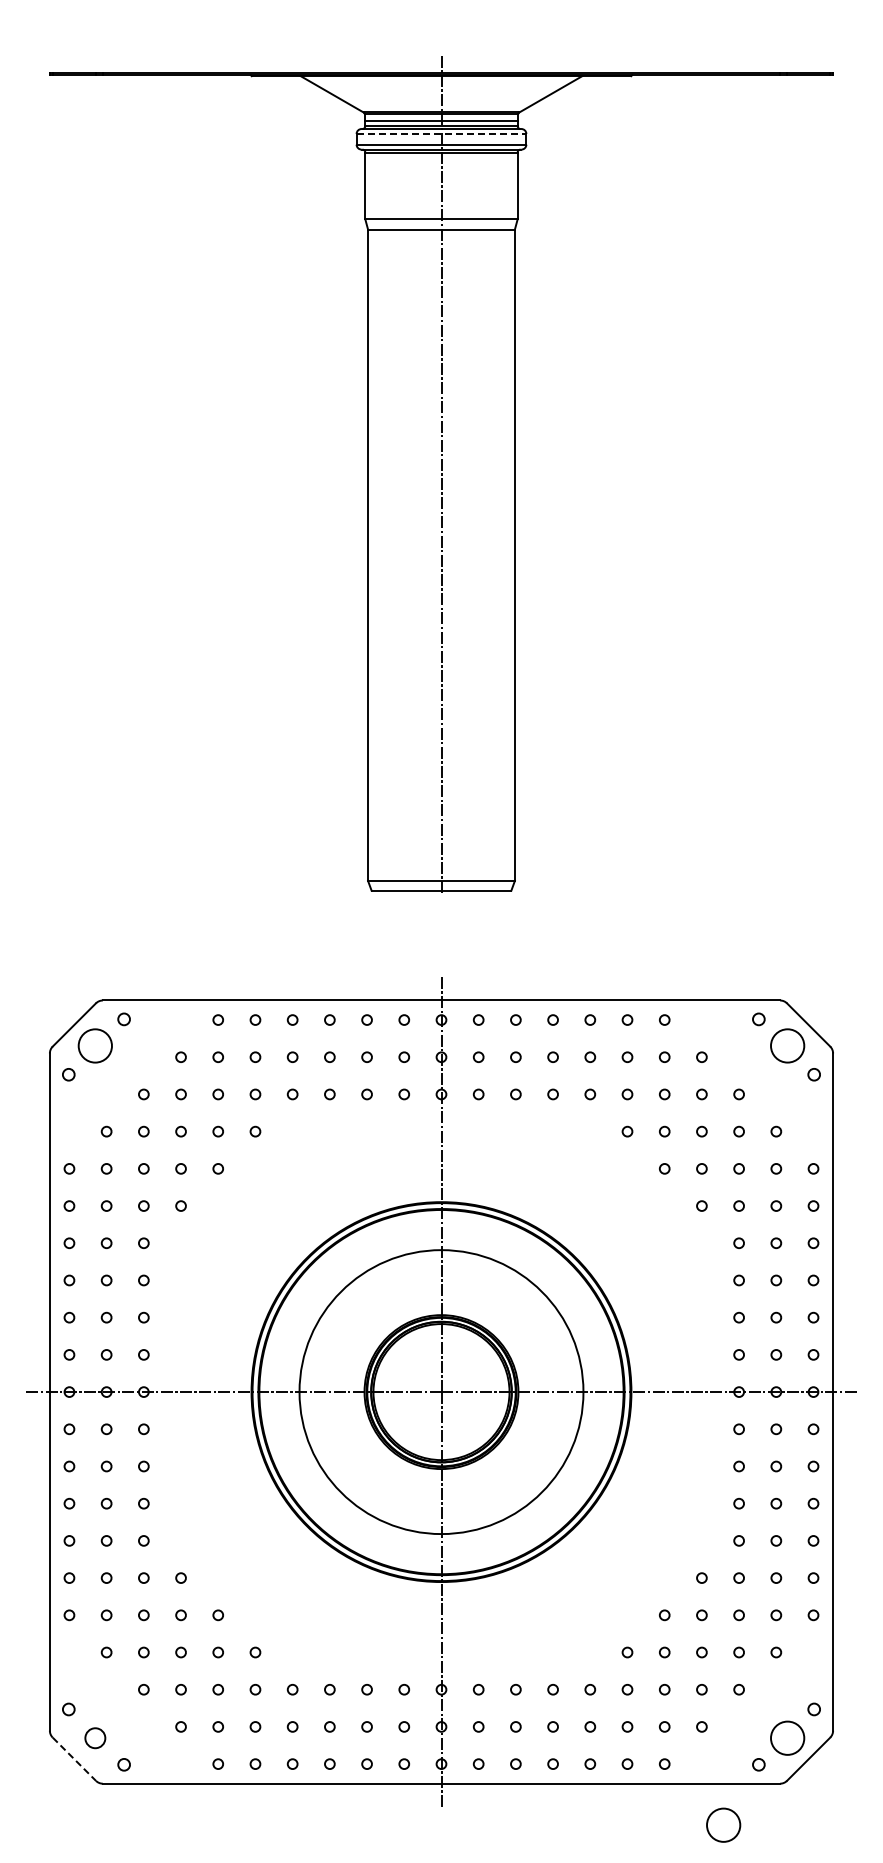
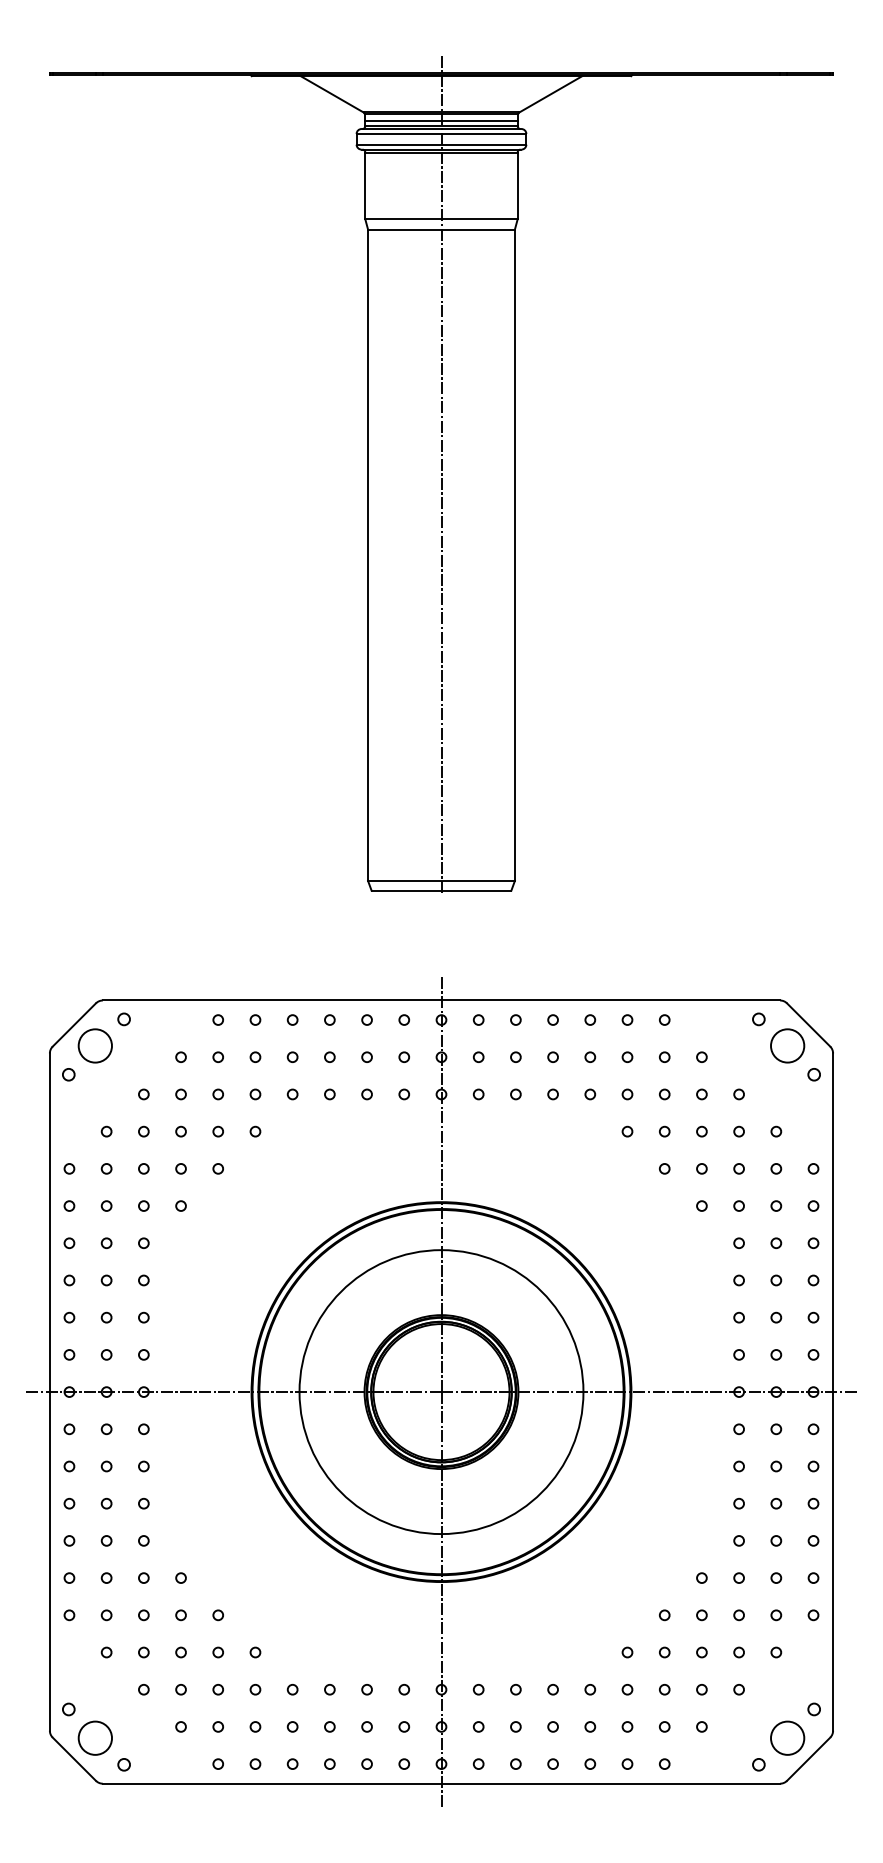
line: dashed -> solid (441, 133)
circle diameter: 20 px -> 33 px (95, 1737)
line: dashed -> solid (74, 1759)
circle: present -> none (723, 1824)
